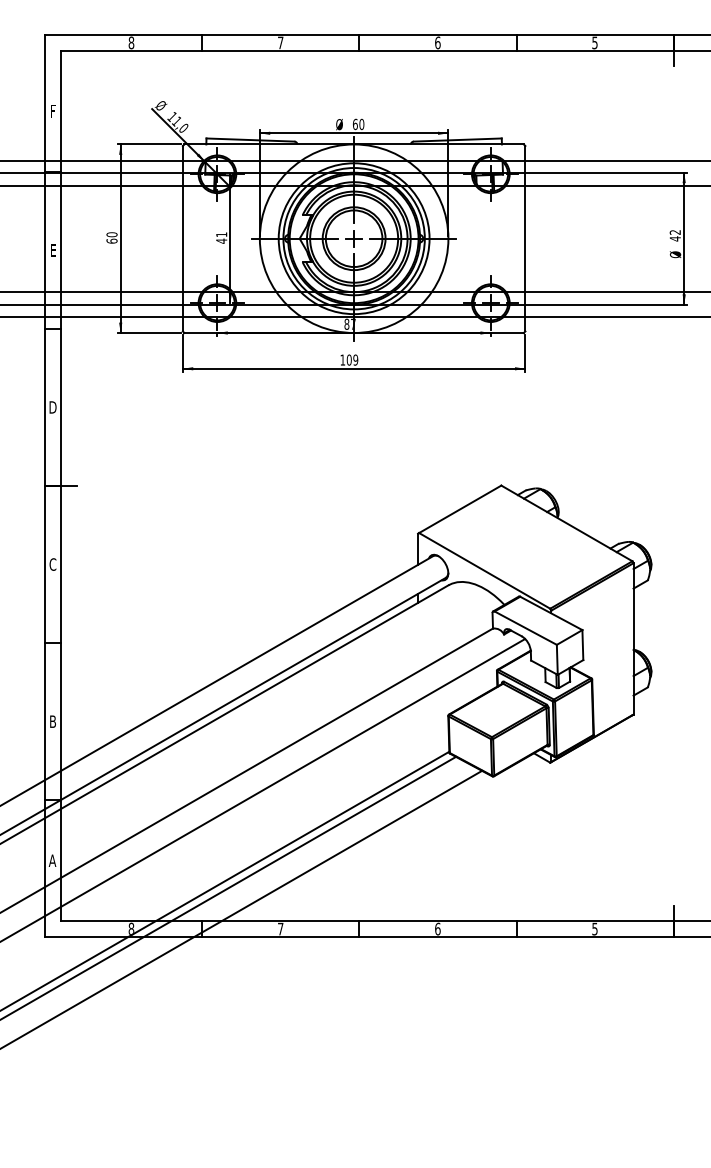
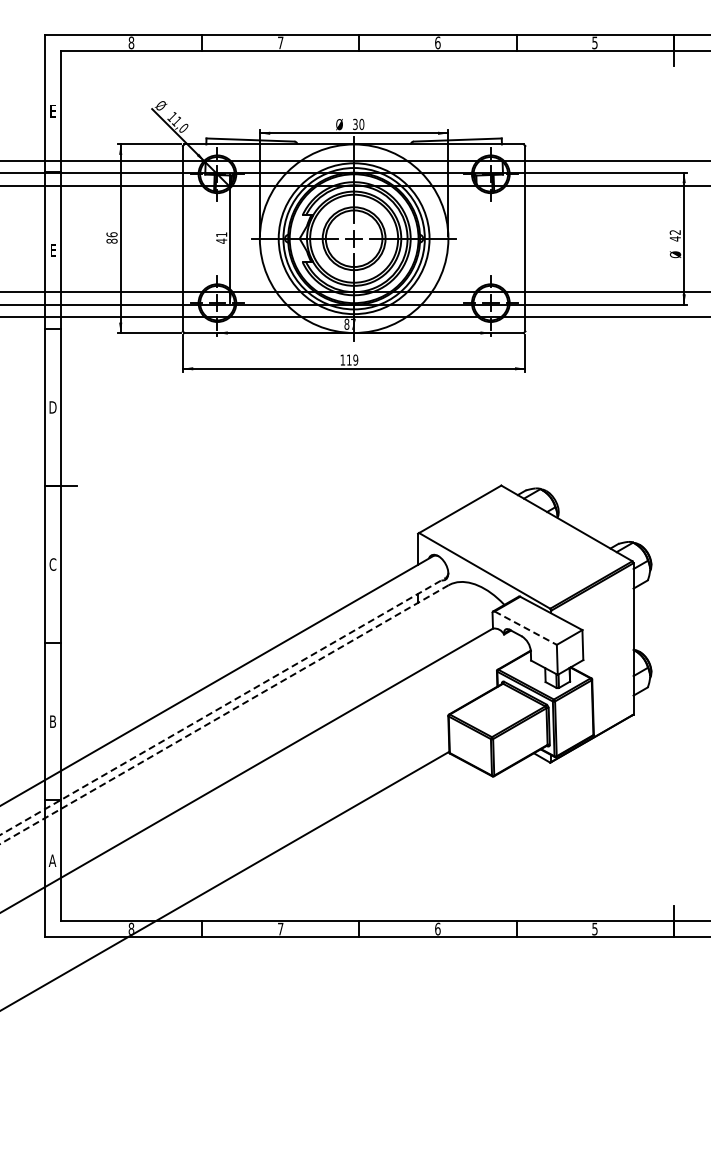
text: F -> E (52, 111)
text: 60 -> 30 (354, 124)
text: 60 -> 86 (111, 237)
text: 109 -> 119 (348, 359)
line: solid -> dashed (526, 628)
line: solid -> dashed (223, 706)
line: solid -> dashed (224, 714)
line: present -> none (263, 789)
line: present -> none (229, 887)
line: present -> none (242, 908)
